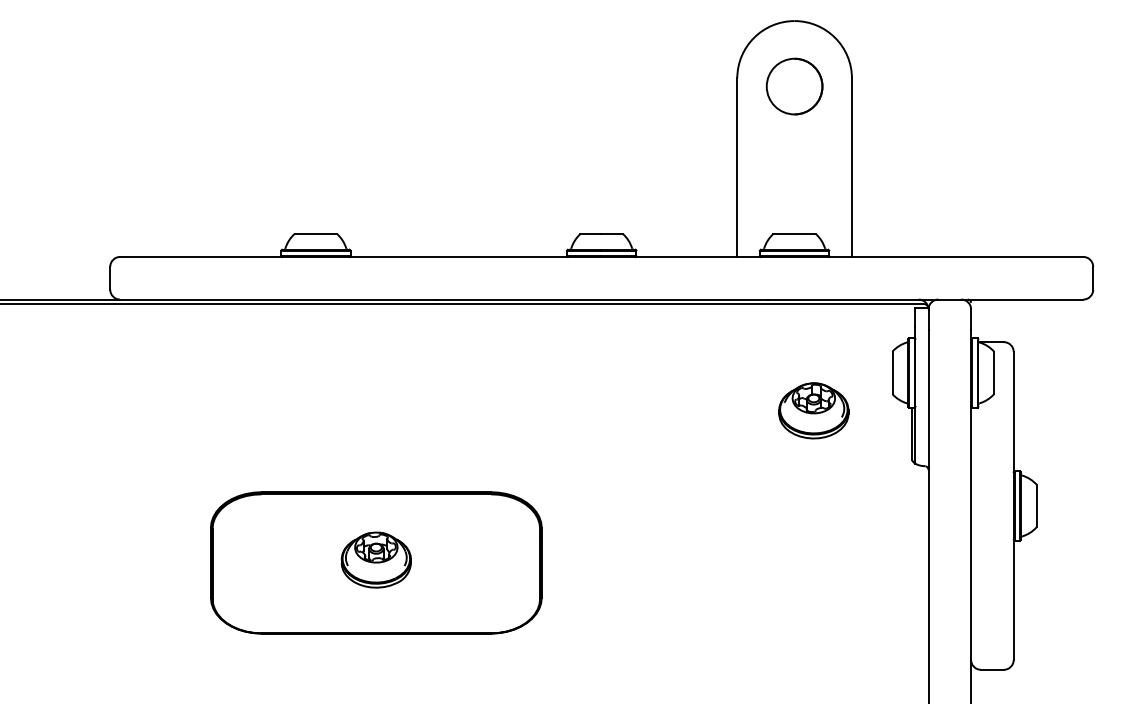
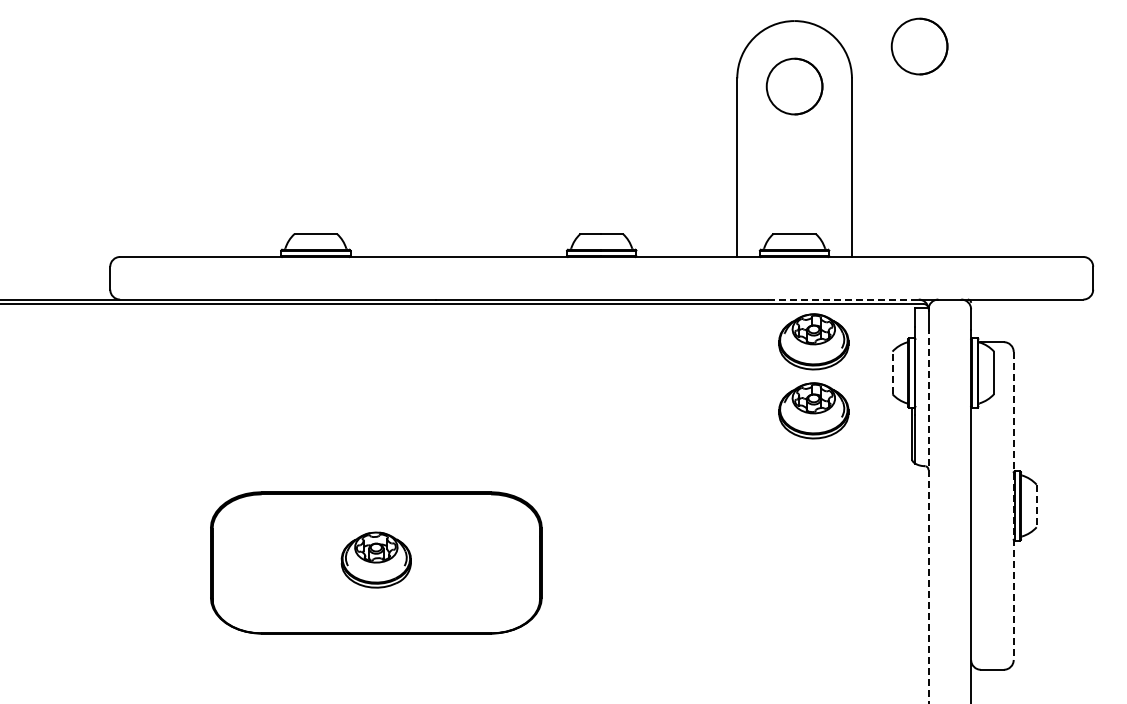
part: none -> present (919, 46)
line: solid -> dashed (843, 299)
part: none -> present (813, 341)
line: solid -> dashed (892, 372)
line: solid -> dashed (1013, 505)
line: solid -> dashed (1036, 506)
line: solid -> dashed (928, 516)
